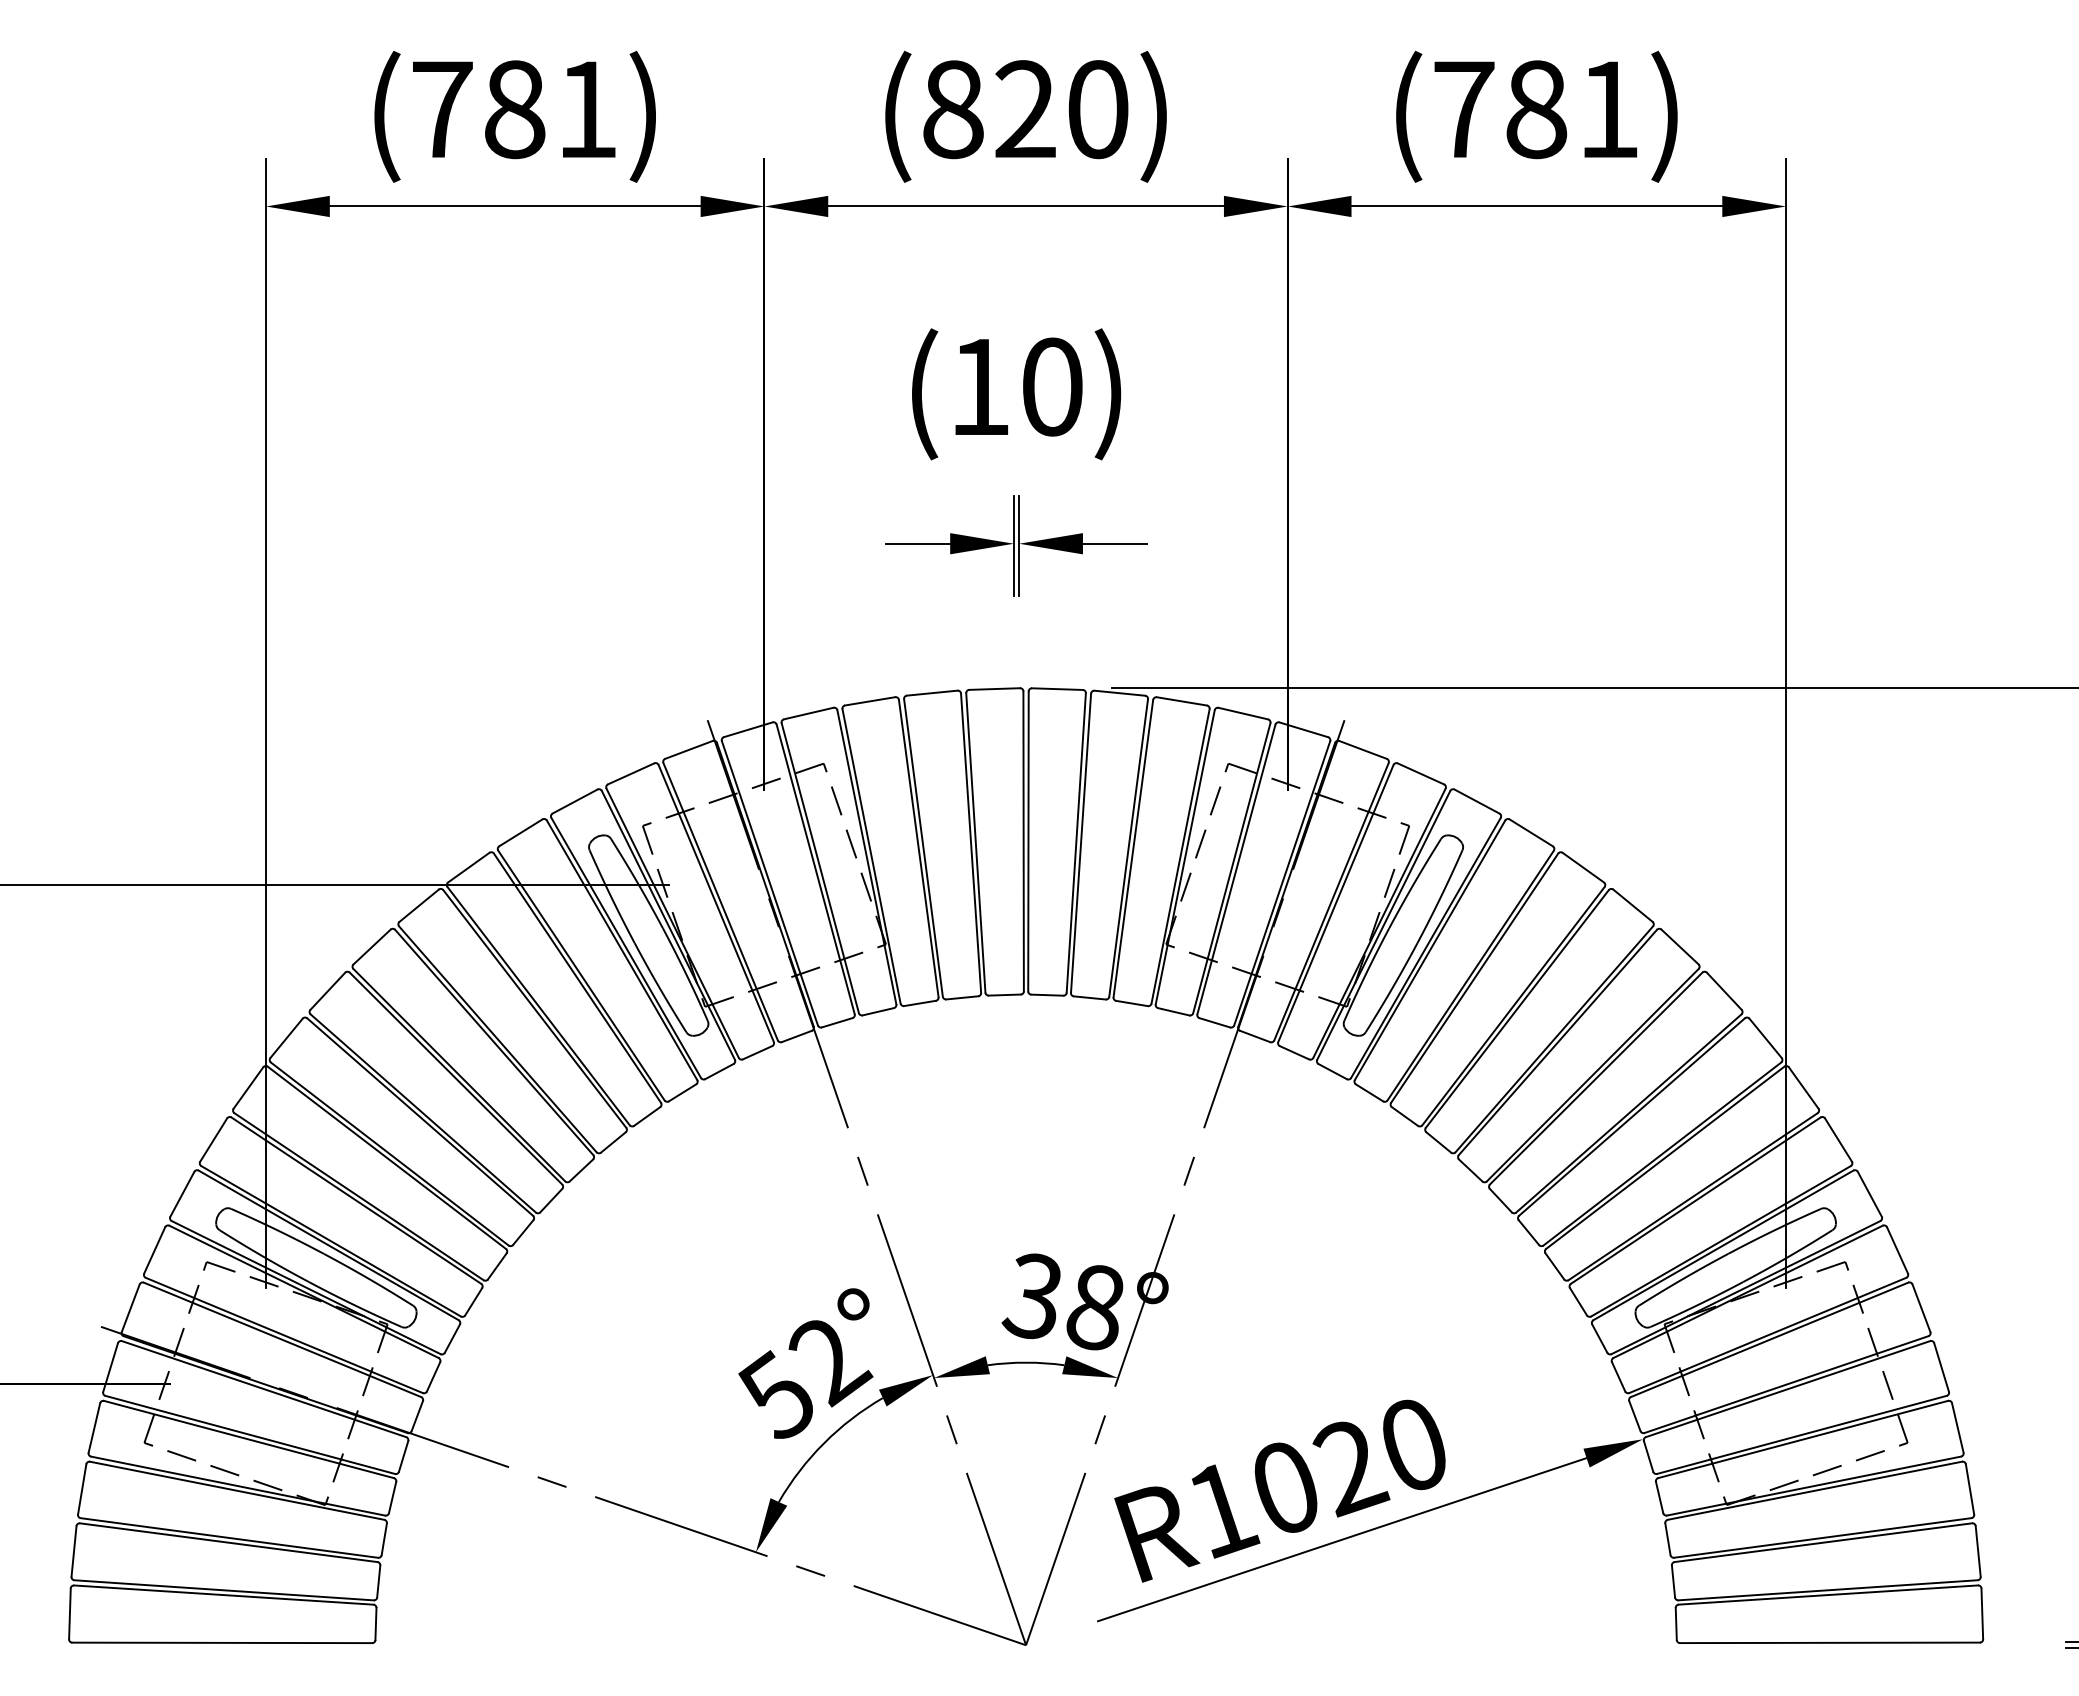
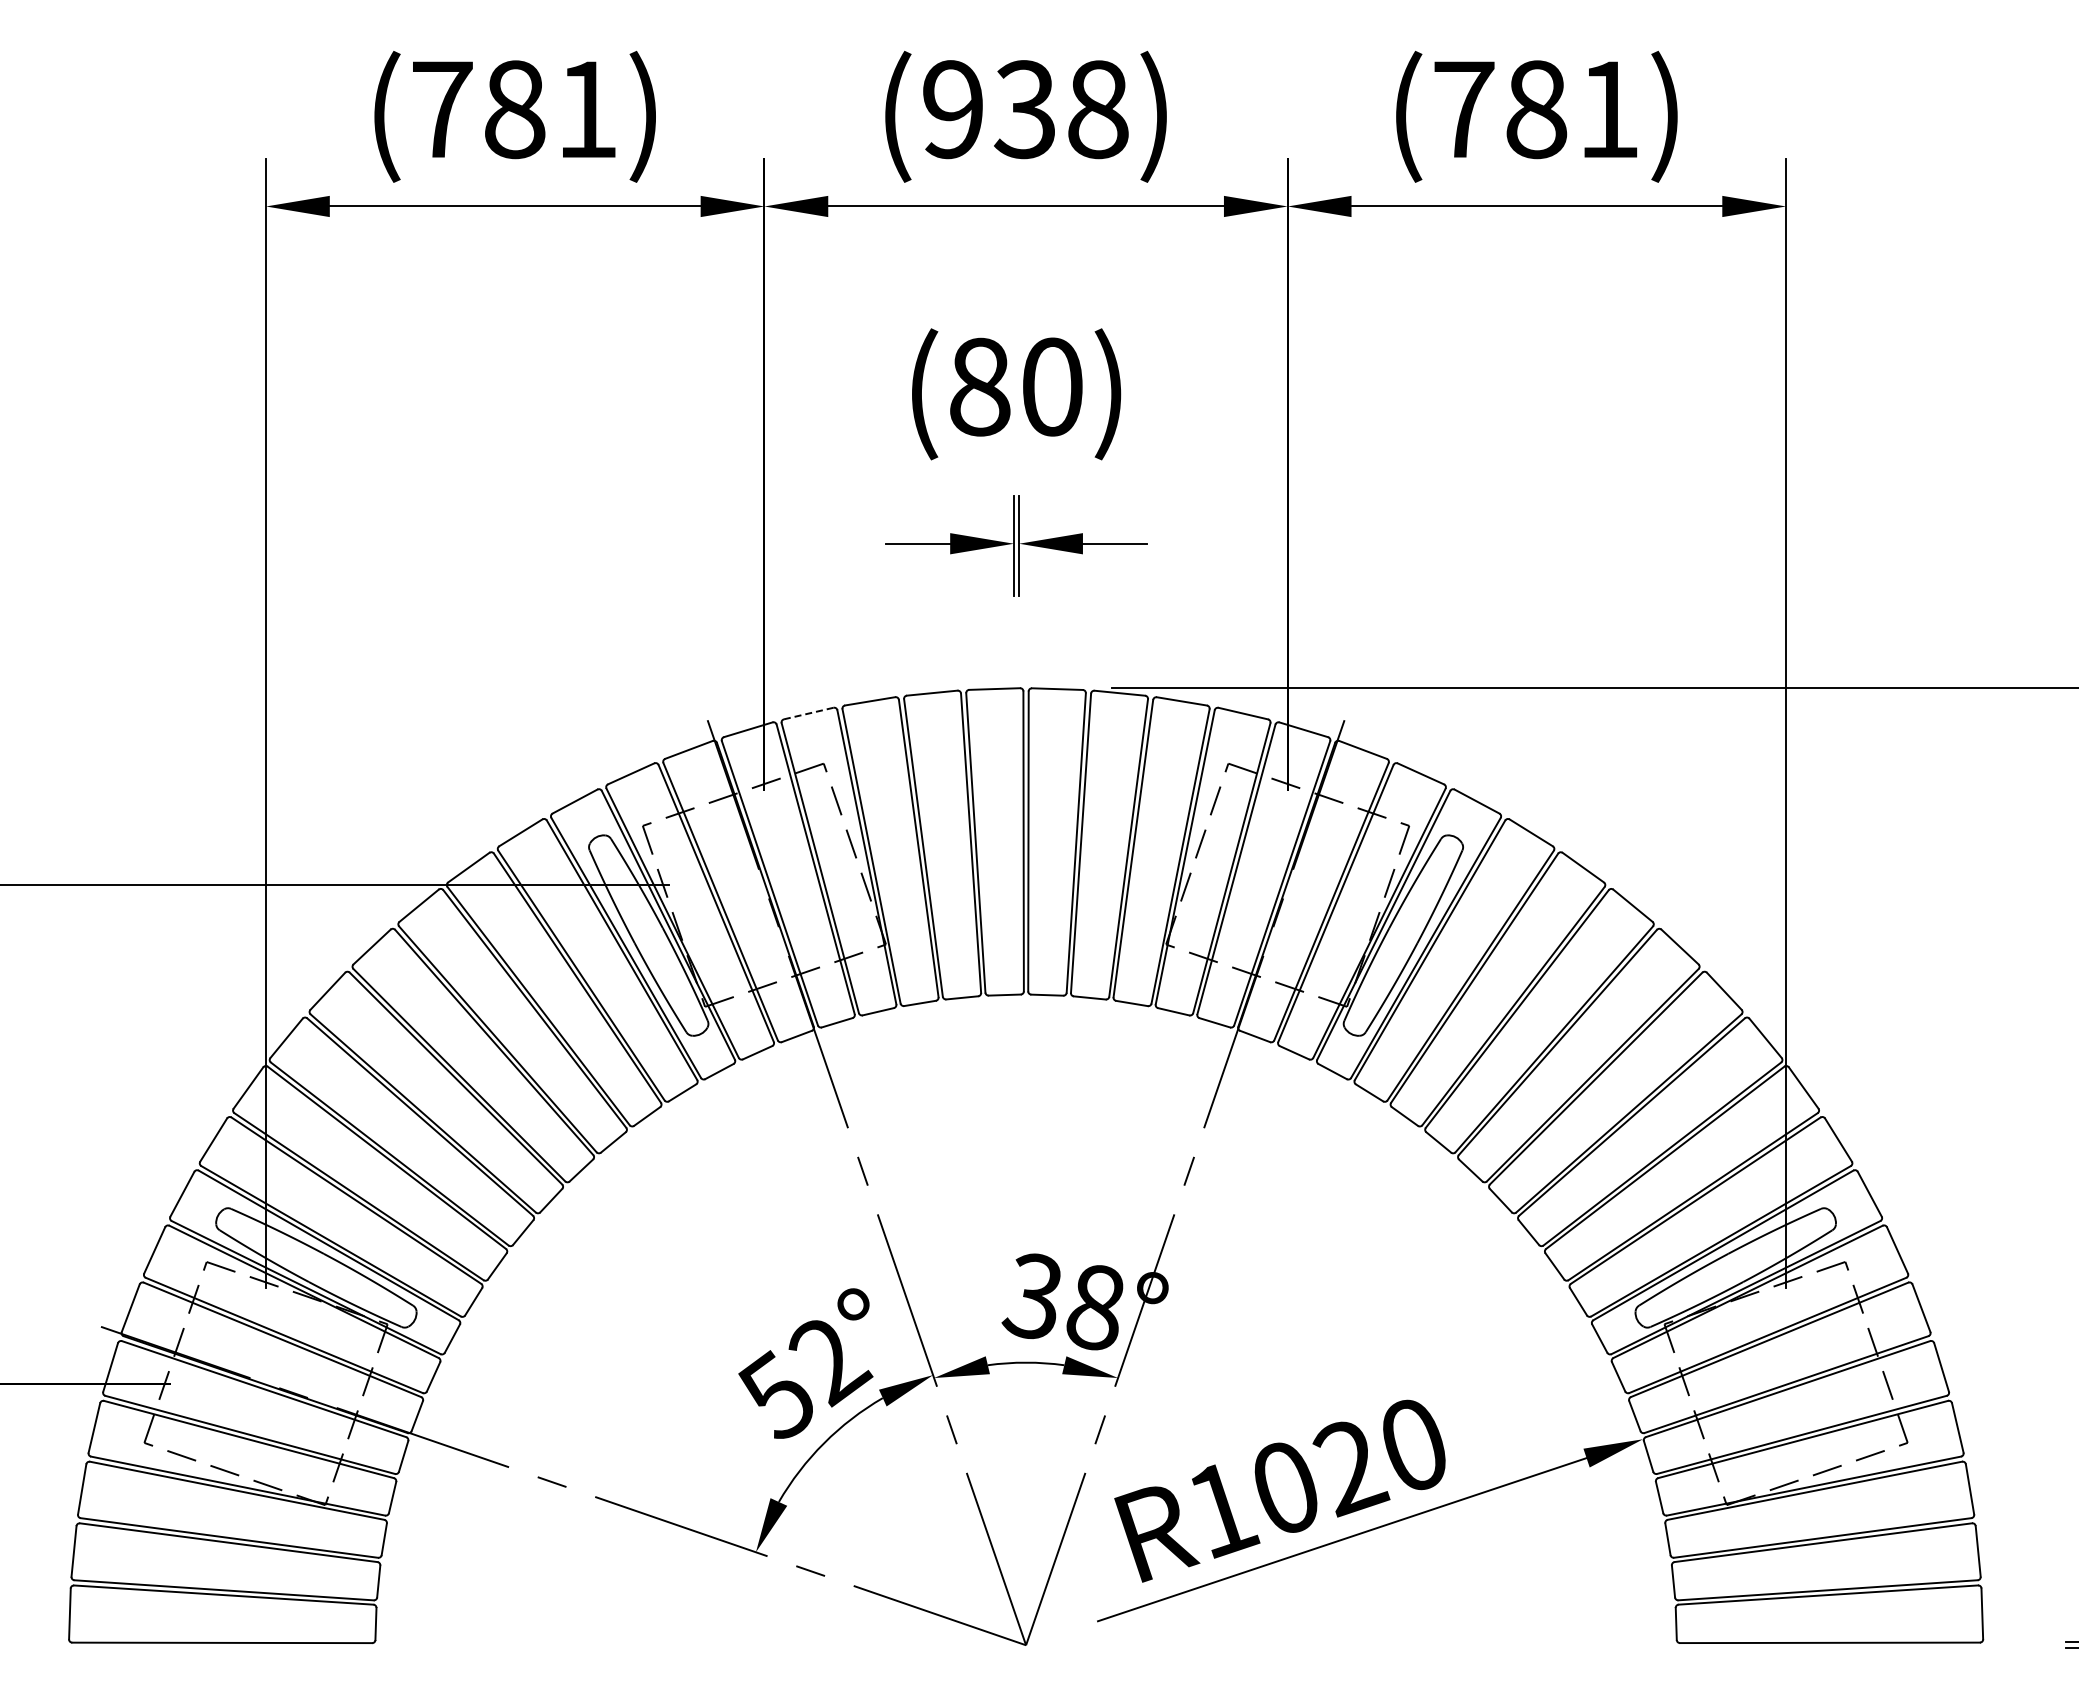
text: (820) -> (938) (1025, 109)
text: (10) -> (80) (980, 386)
line: solid -> dashed (808, 713)
